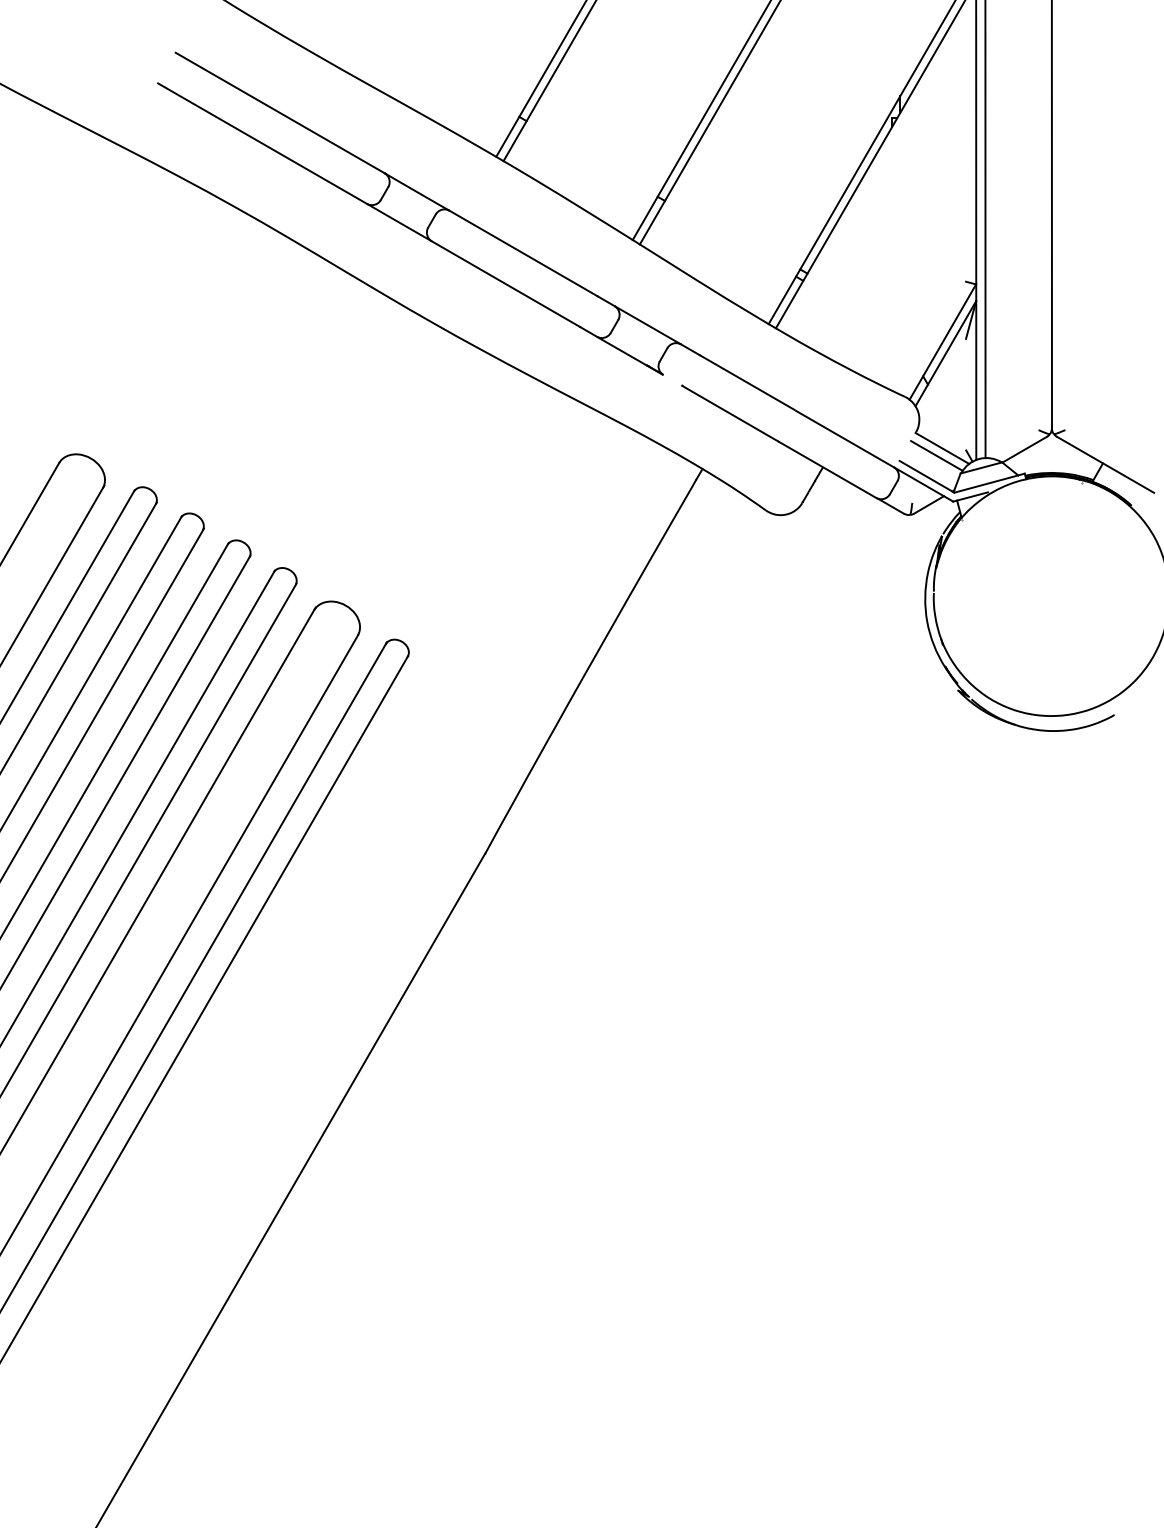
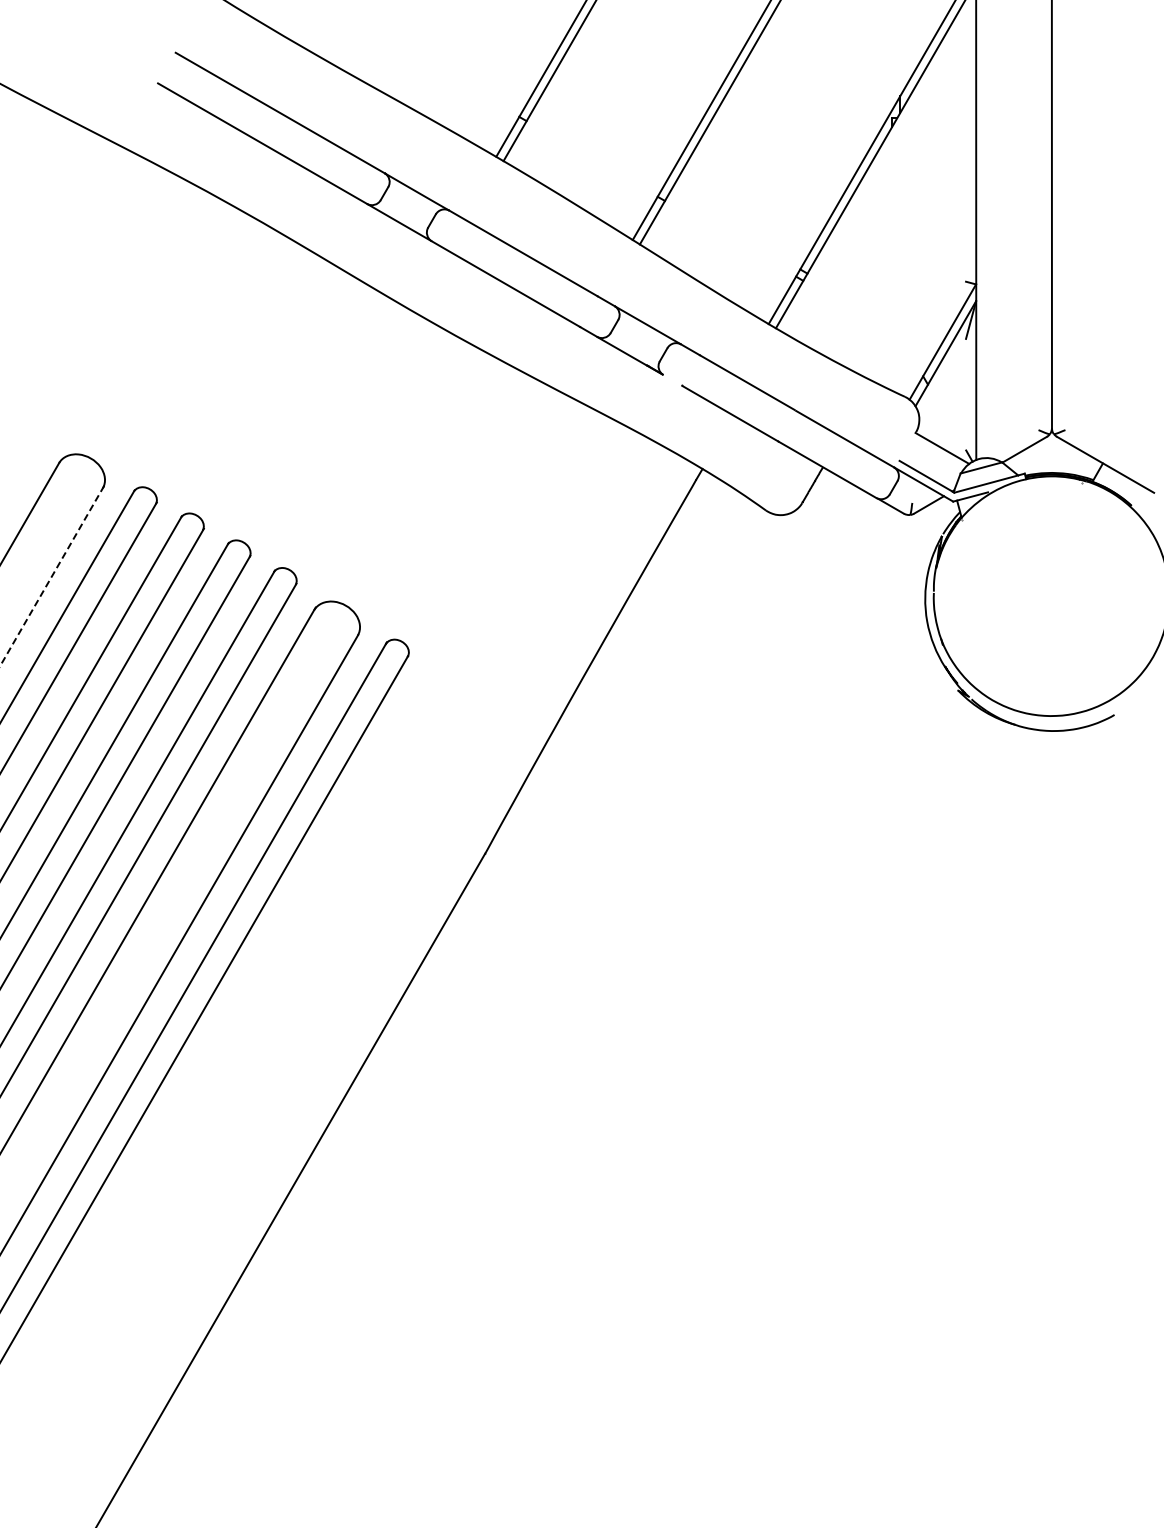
line: present -> none (985, 230)
line: present -> none (936, 455)
line: solid -> dashed (52, 575)
